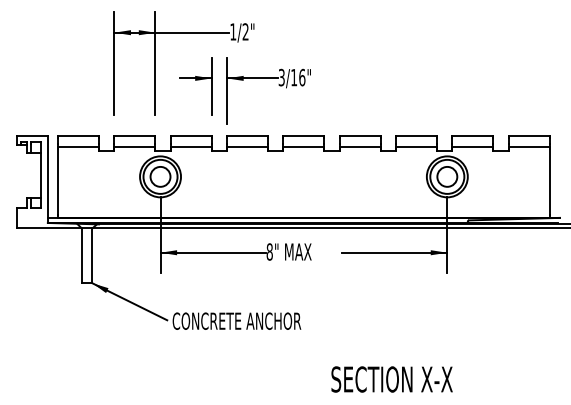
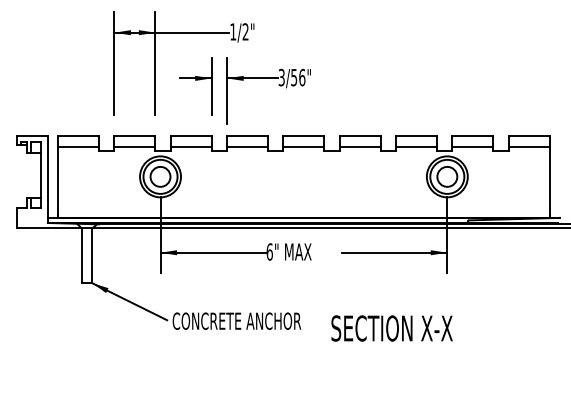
text: 3/16" -> 3/56" (294, 77)
text: 8" -> 6" (269, 251)
text position: (391, 379) -> (391, 328) (391, 328)
